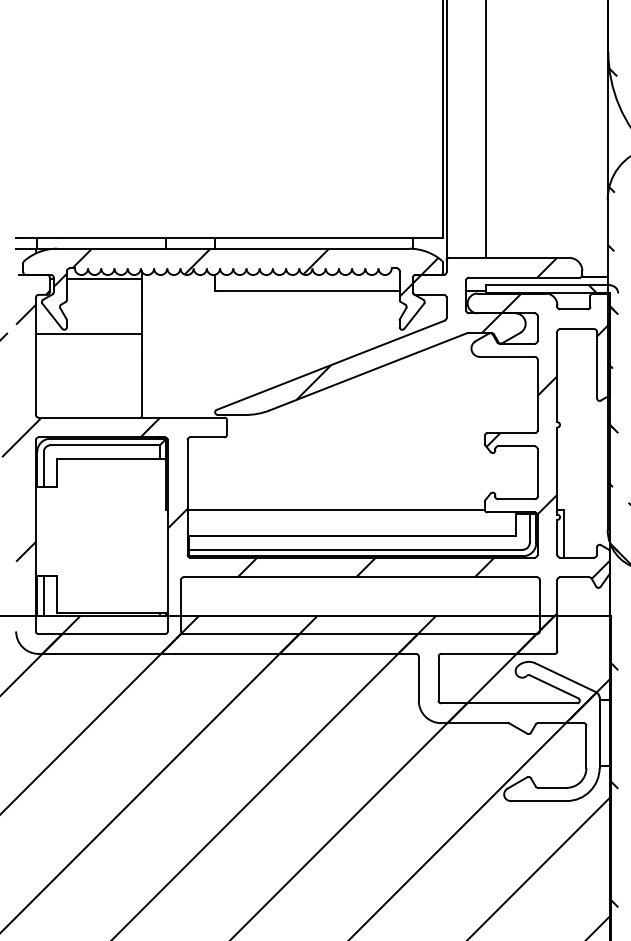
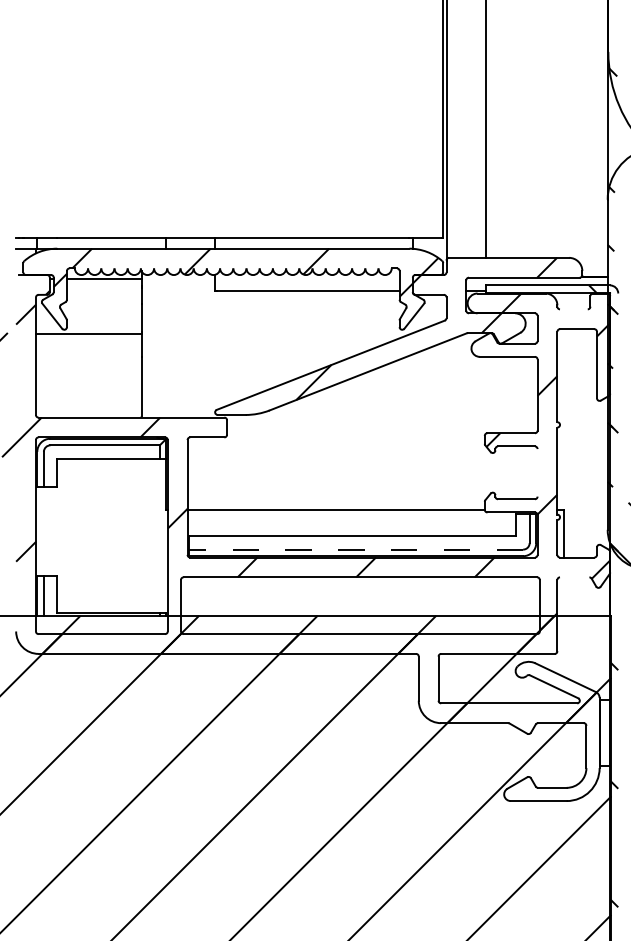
line: present -> none (573, 309)
line: present -> none (537, 472)
line: solid -> dashed (355, 549)
line: present -> none (574, 577)
